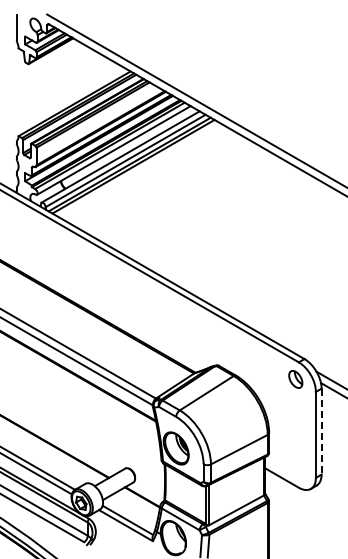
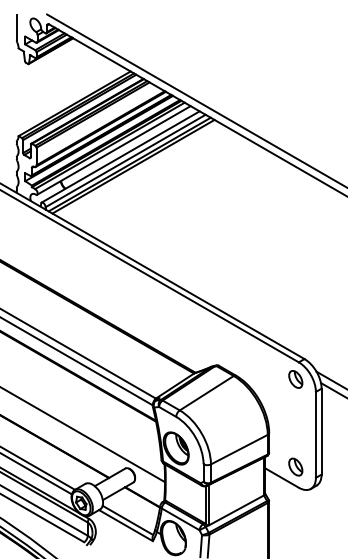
line: dashed -> solid (321, 431)
line: none -> present (83, 435)
part: none -> present (295, 466)
